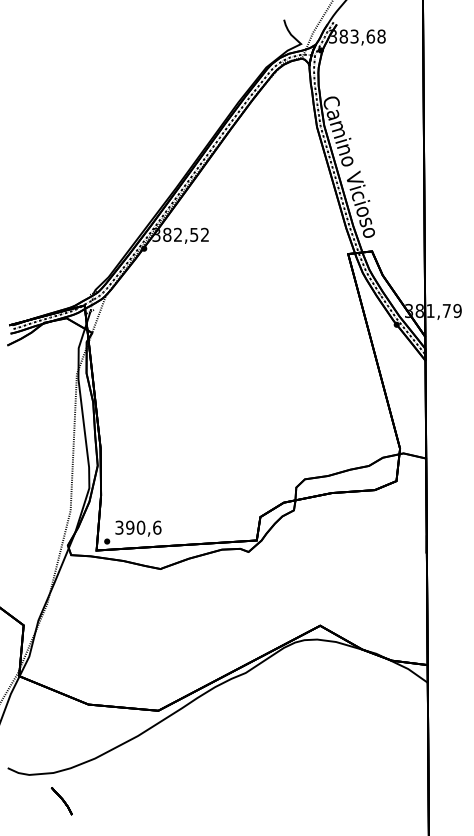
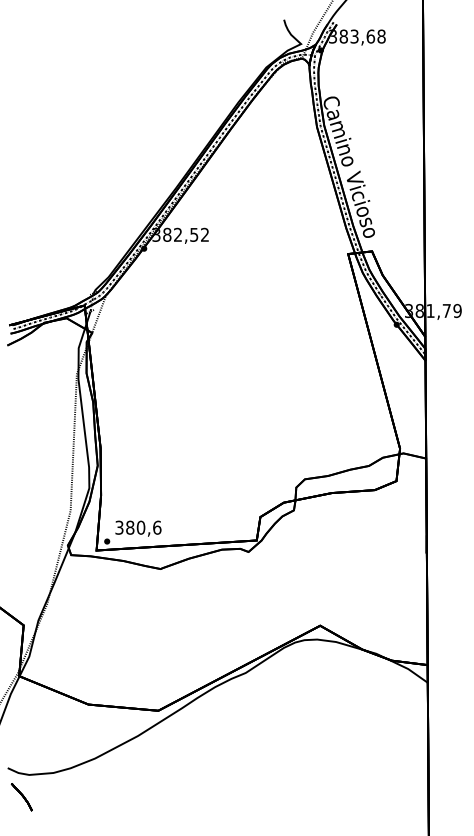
text: 390,6 -> 380,6 (130, 527)
part position: (61, 801) -> (21, 797) (21, 797)
